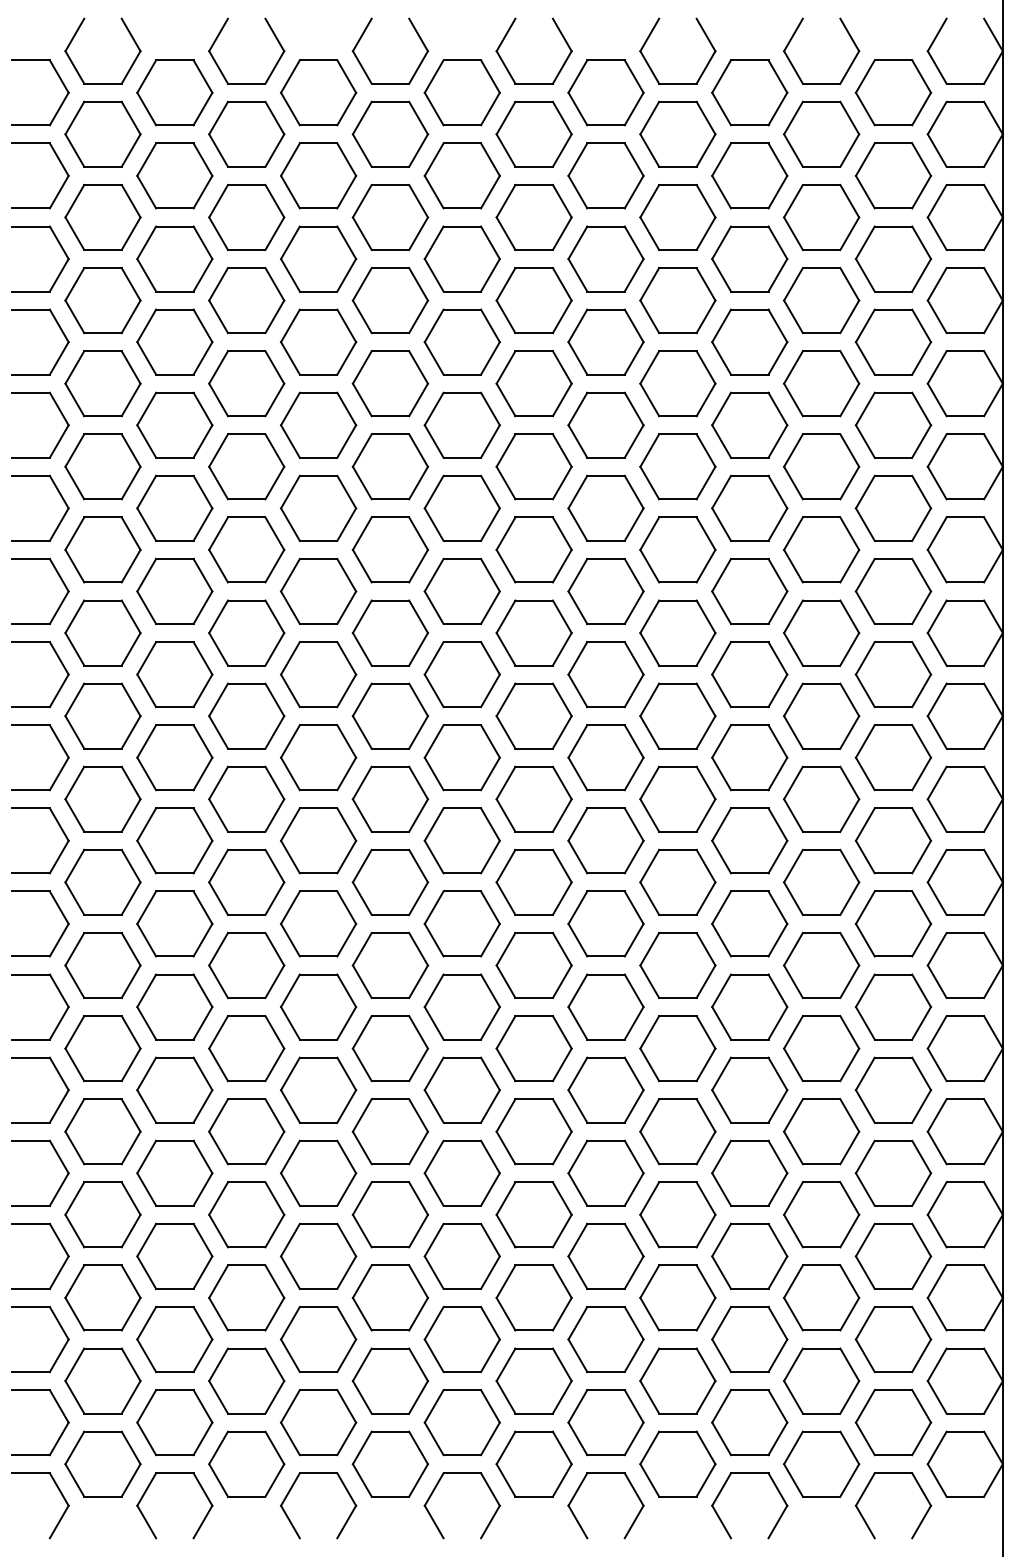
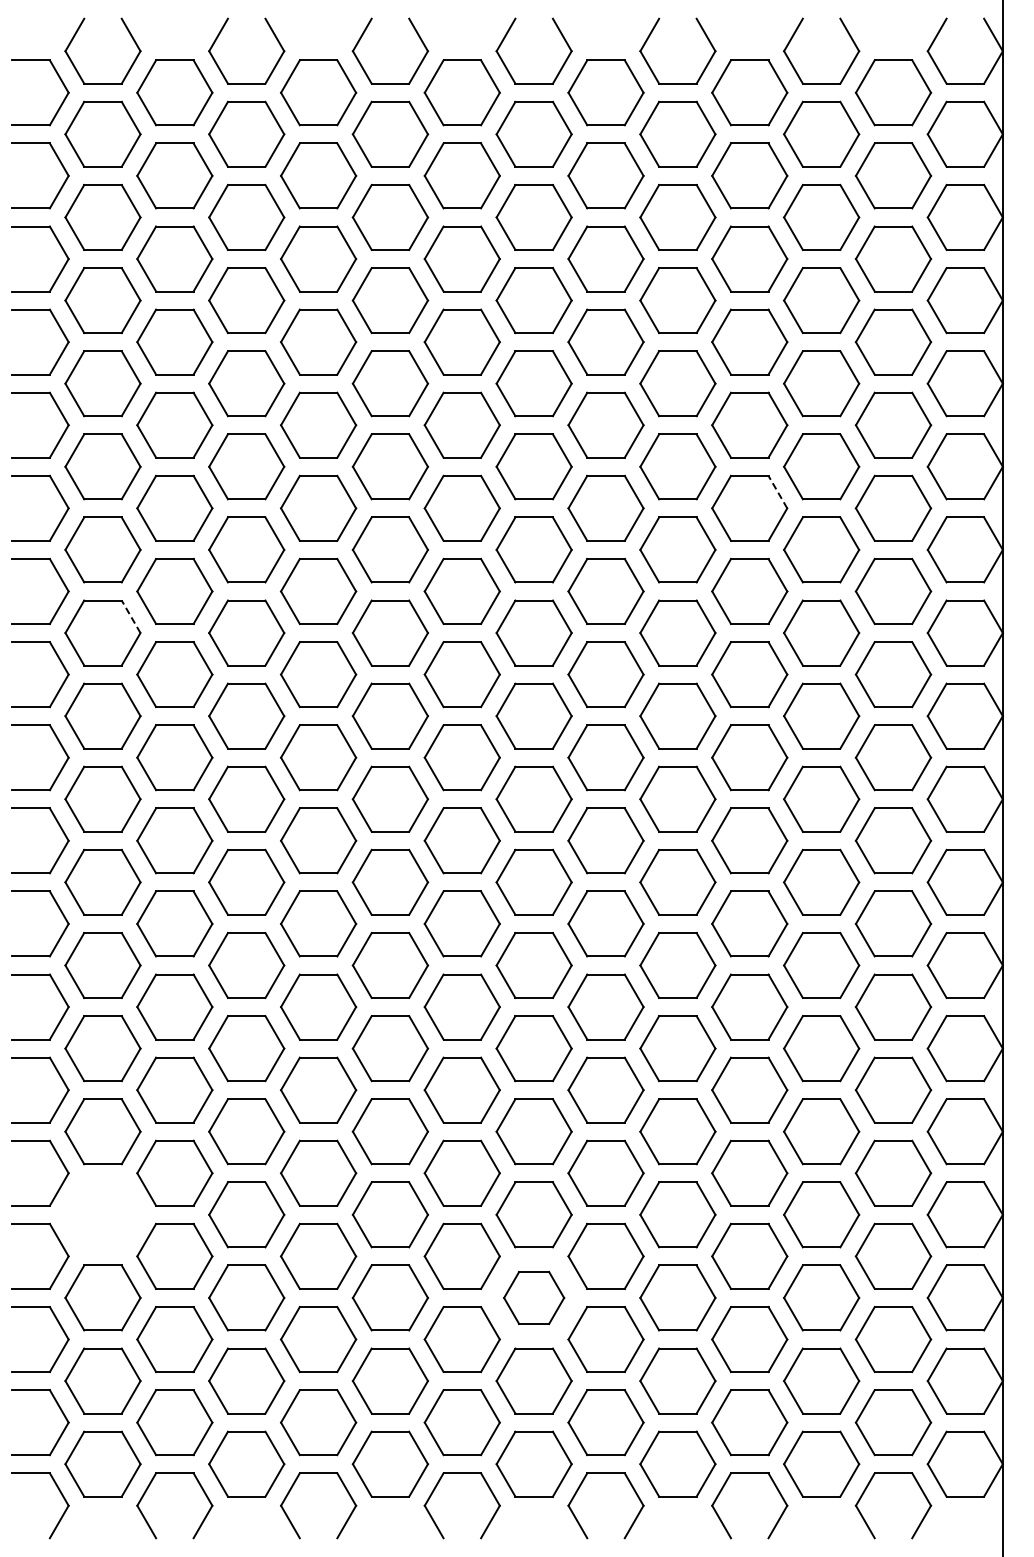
line: solid -> dashed (777, 492)
line: solid -> dashed (131, 616)
part: present -> none (102, 1214)
part size: 78x68 px -> 63x55 px (534, 1297)
